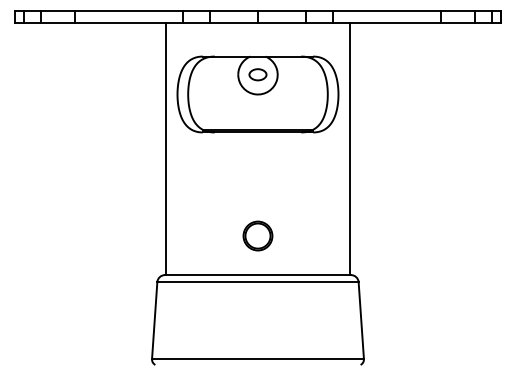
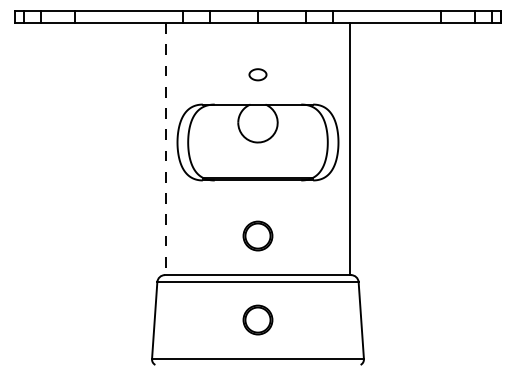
part position: (257, 94) -> (257, 142) (257, 142)
line: solid -> dashed (166, 149)
part: none -> present (257, 319)
